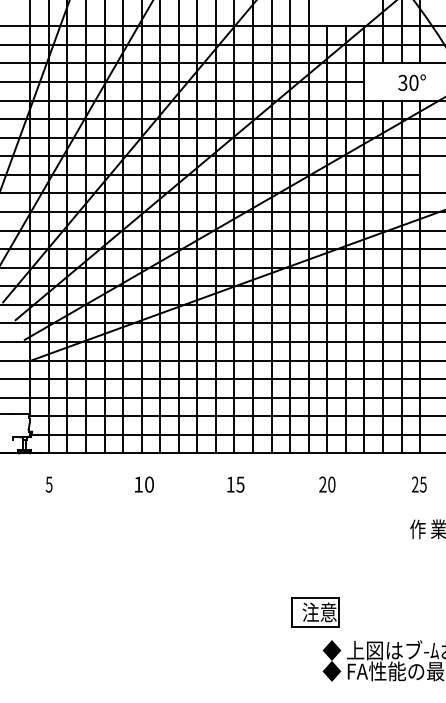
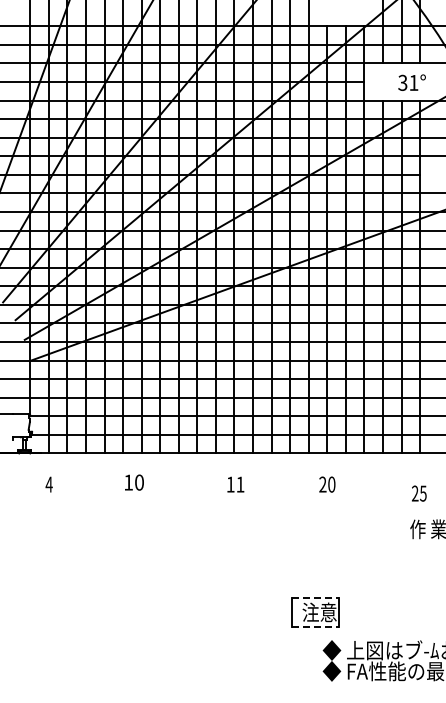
text: 30° -> 31° (413, 82)
text: 5 -> 4 (48, 484)
text position: (144, 484) -> (134, 482) (134, 482)
text: 15 -> 11 (240, 484)
text position: (419, 484) -> (419, 493) (419, 493)
line: solid -> dashed (315, 597)
line: solid -> dashed (315, 627)
